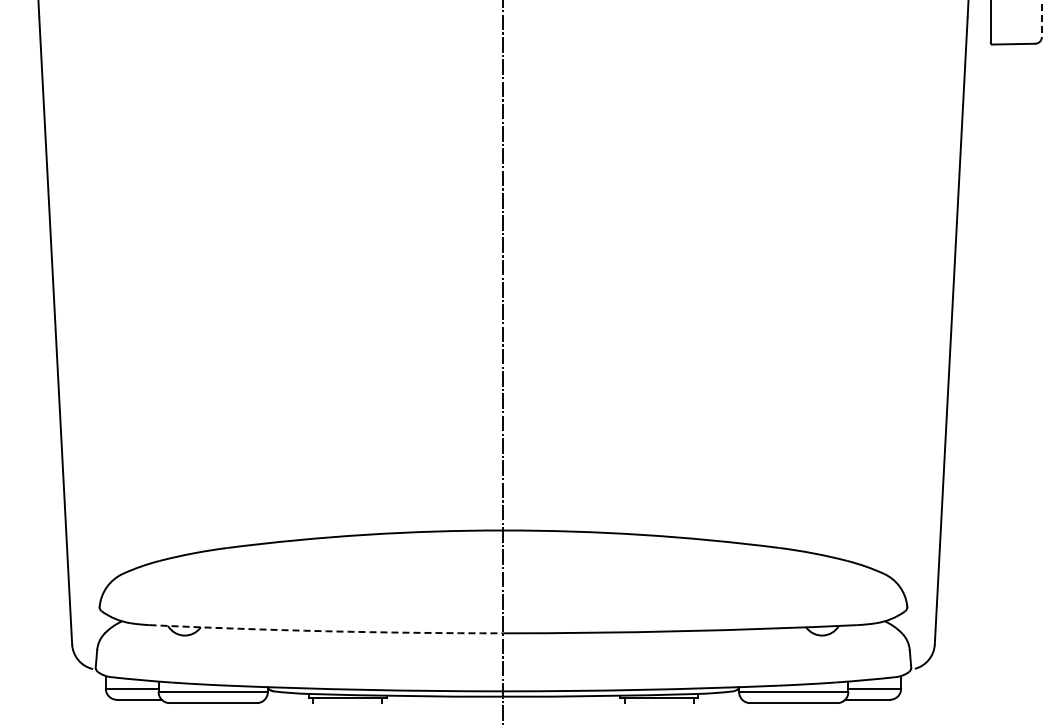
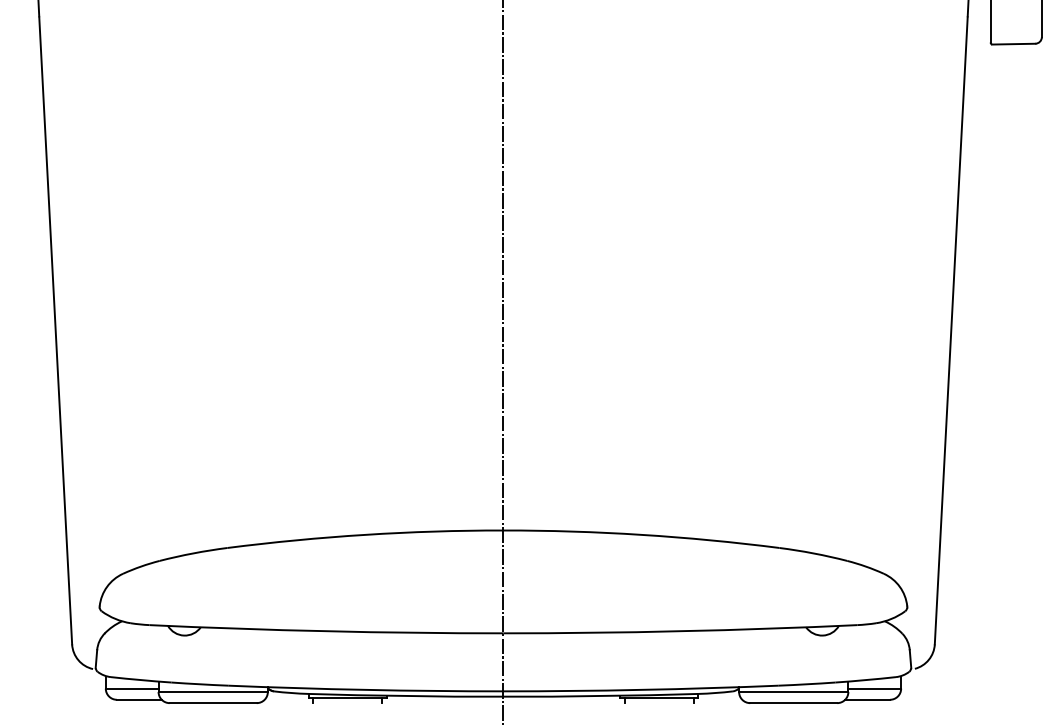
line: dashed -> solid (1041, 19)
arc: dashed -> solid (326, 631)
